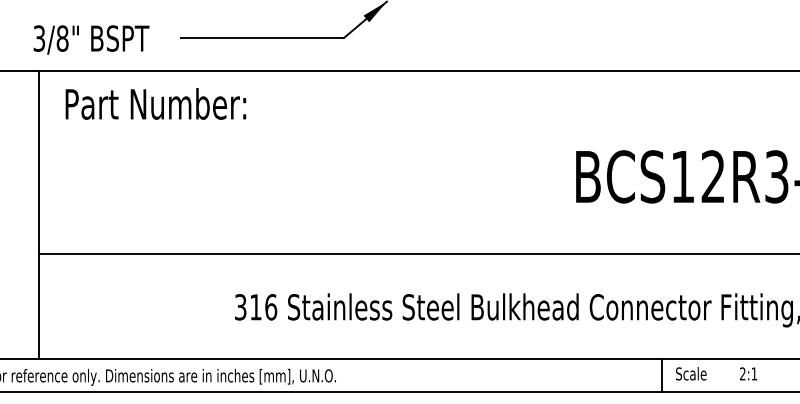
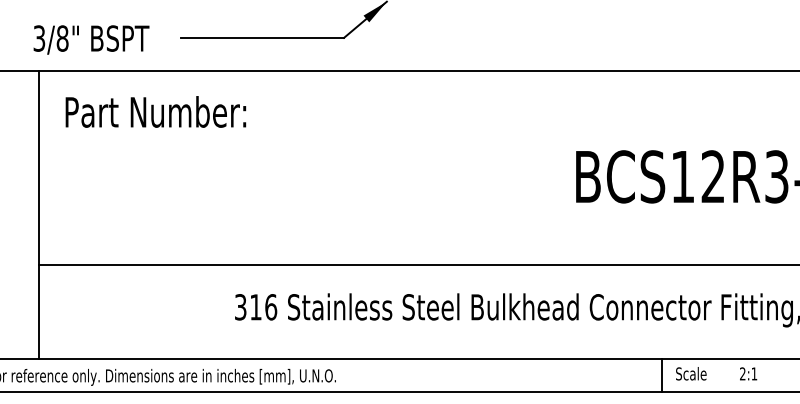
text position: (155, 103) -> (155, 111) (155, 111)
line position: (417, 253) -> (417, 264) (417, 264)
